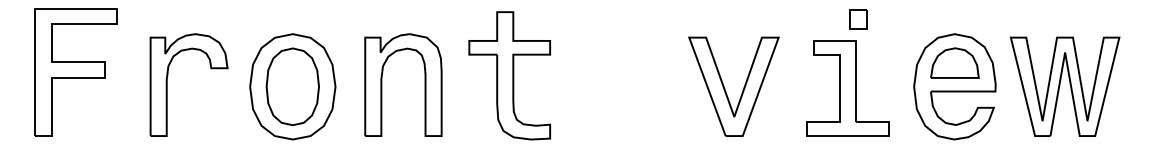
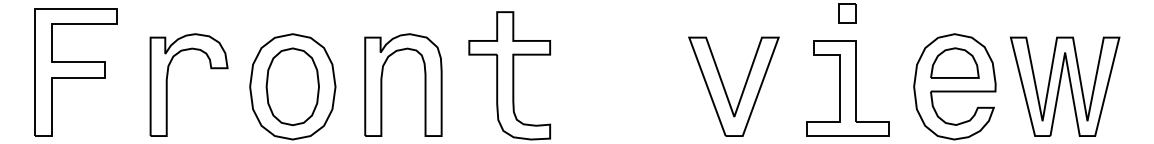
part position: (858, 19) -> (847, 13) (847, 13)
